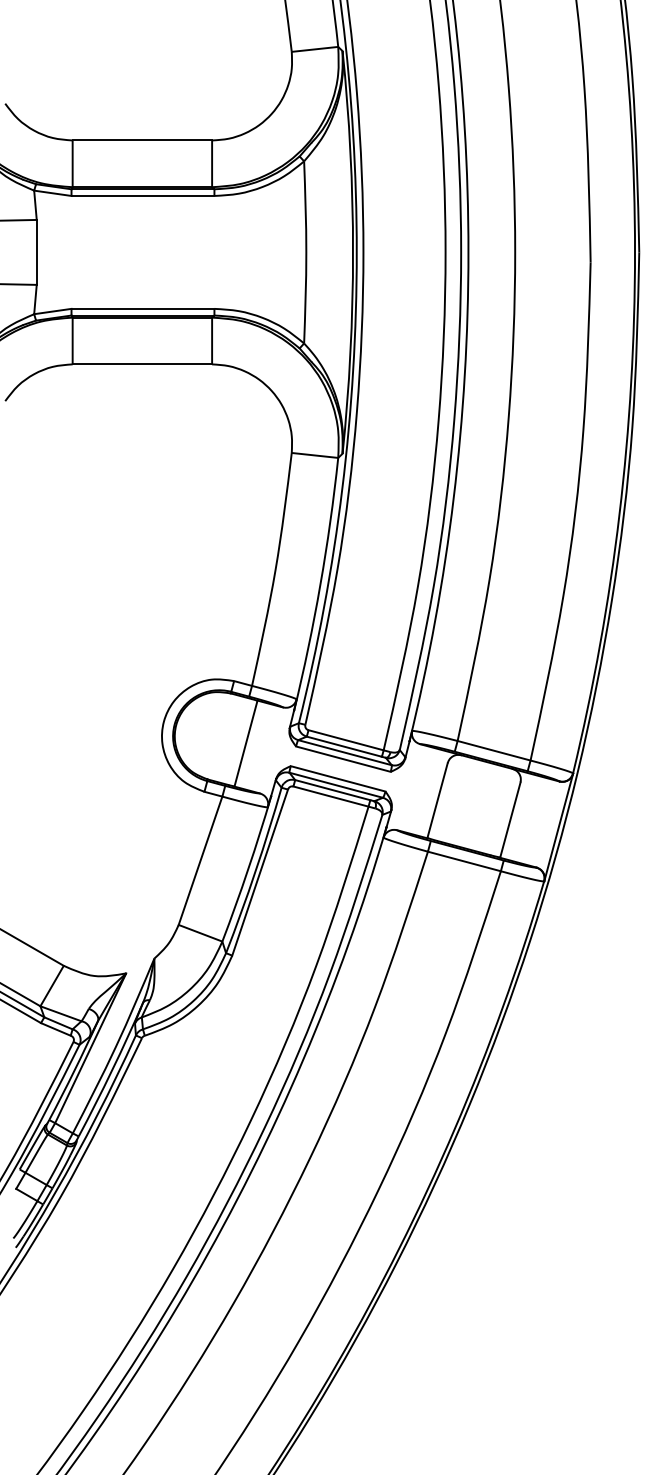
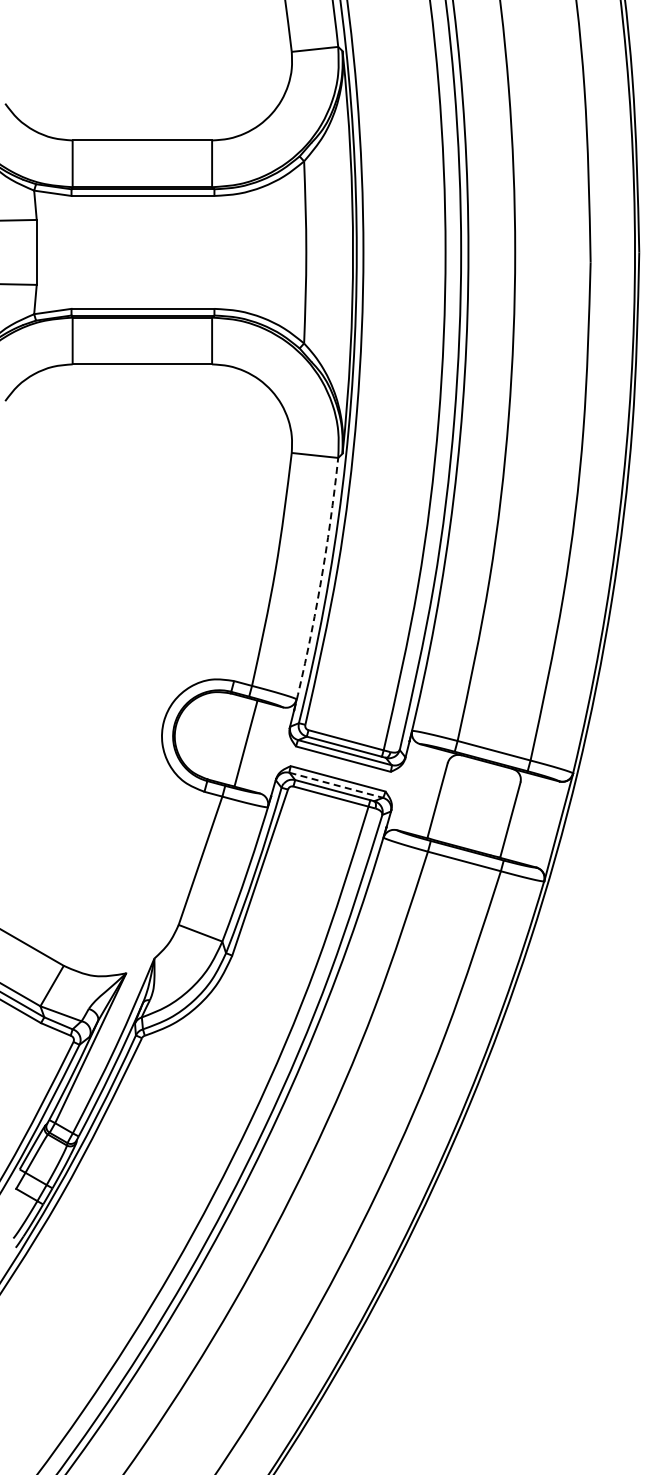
arc: solid -> dashed (320, 584)
line: solid -> dashed (336, 785)
